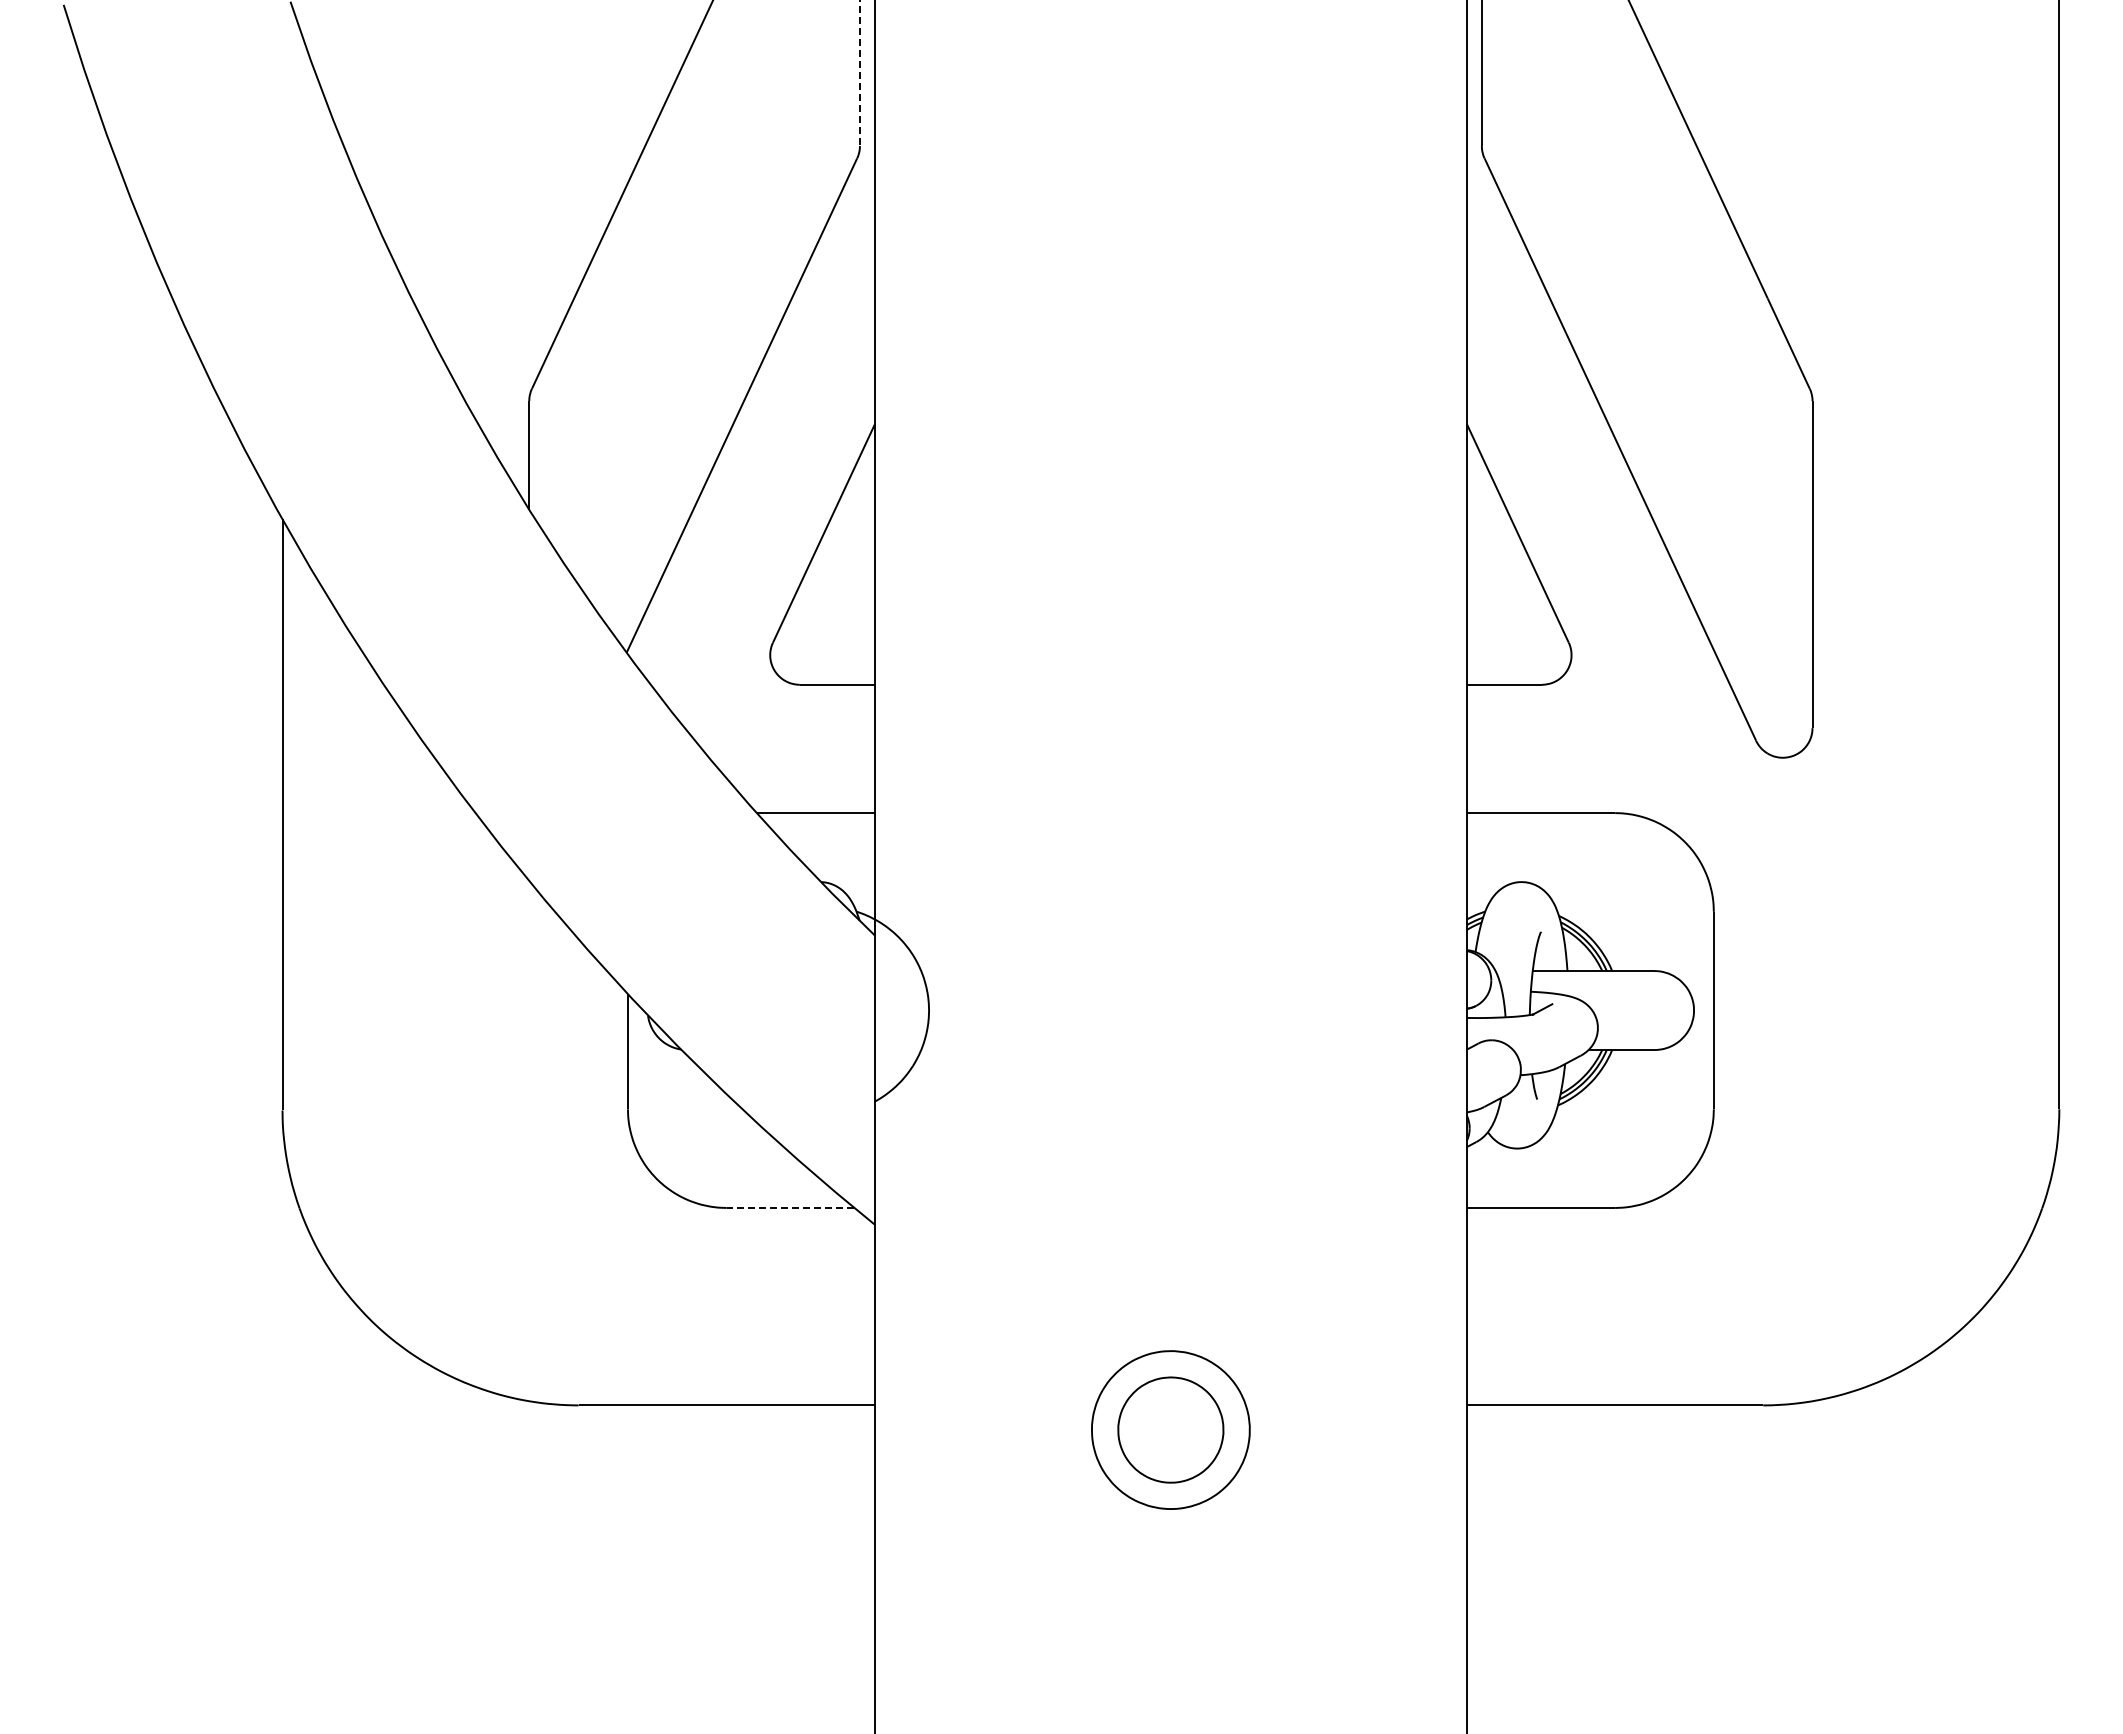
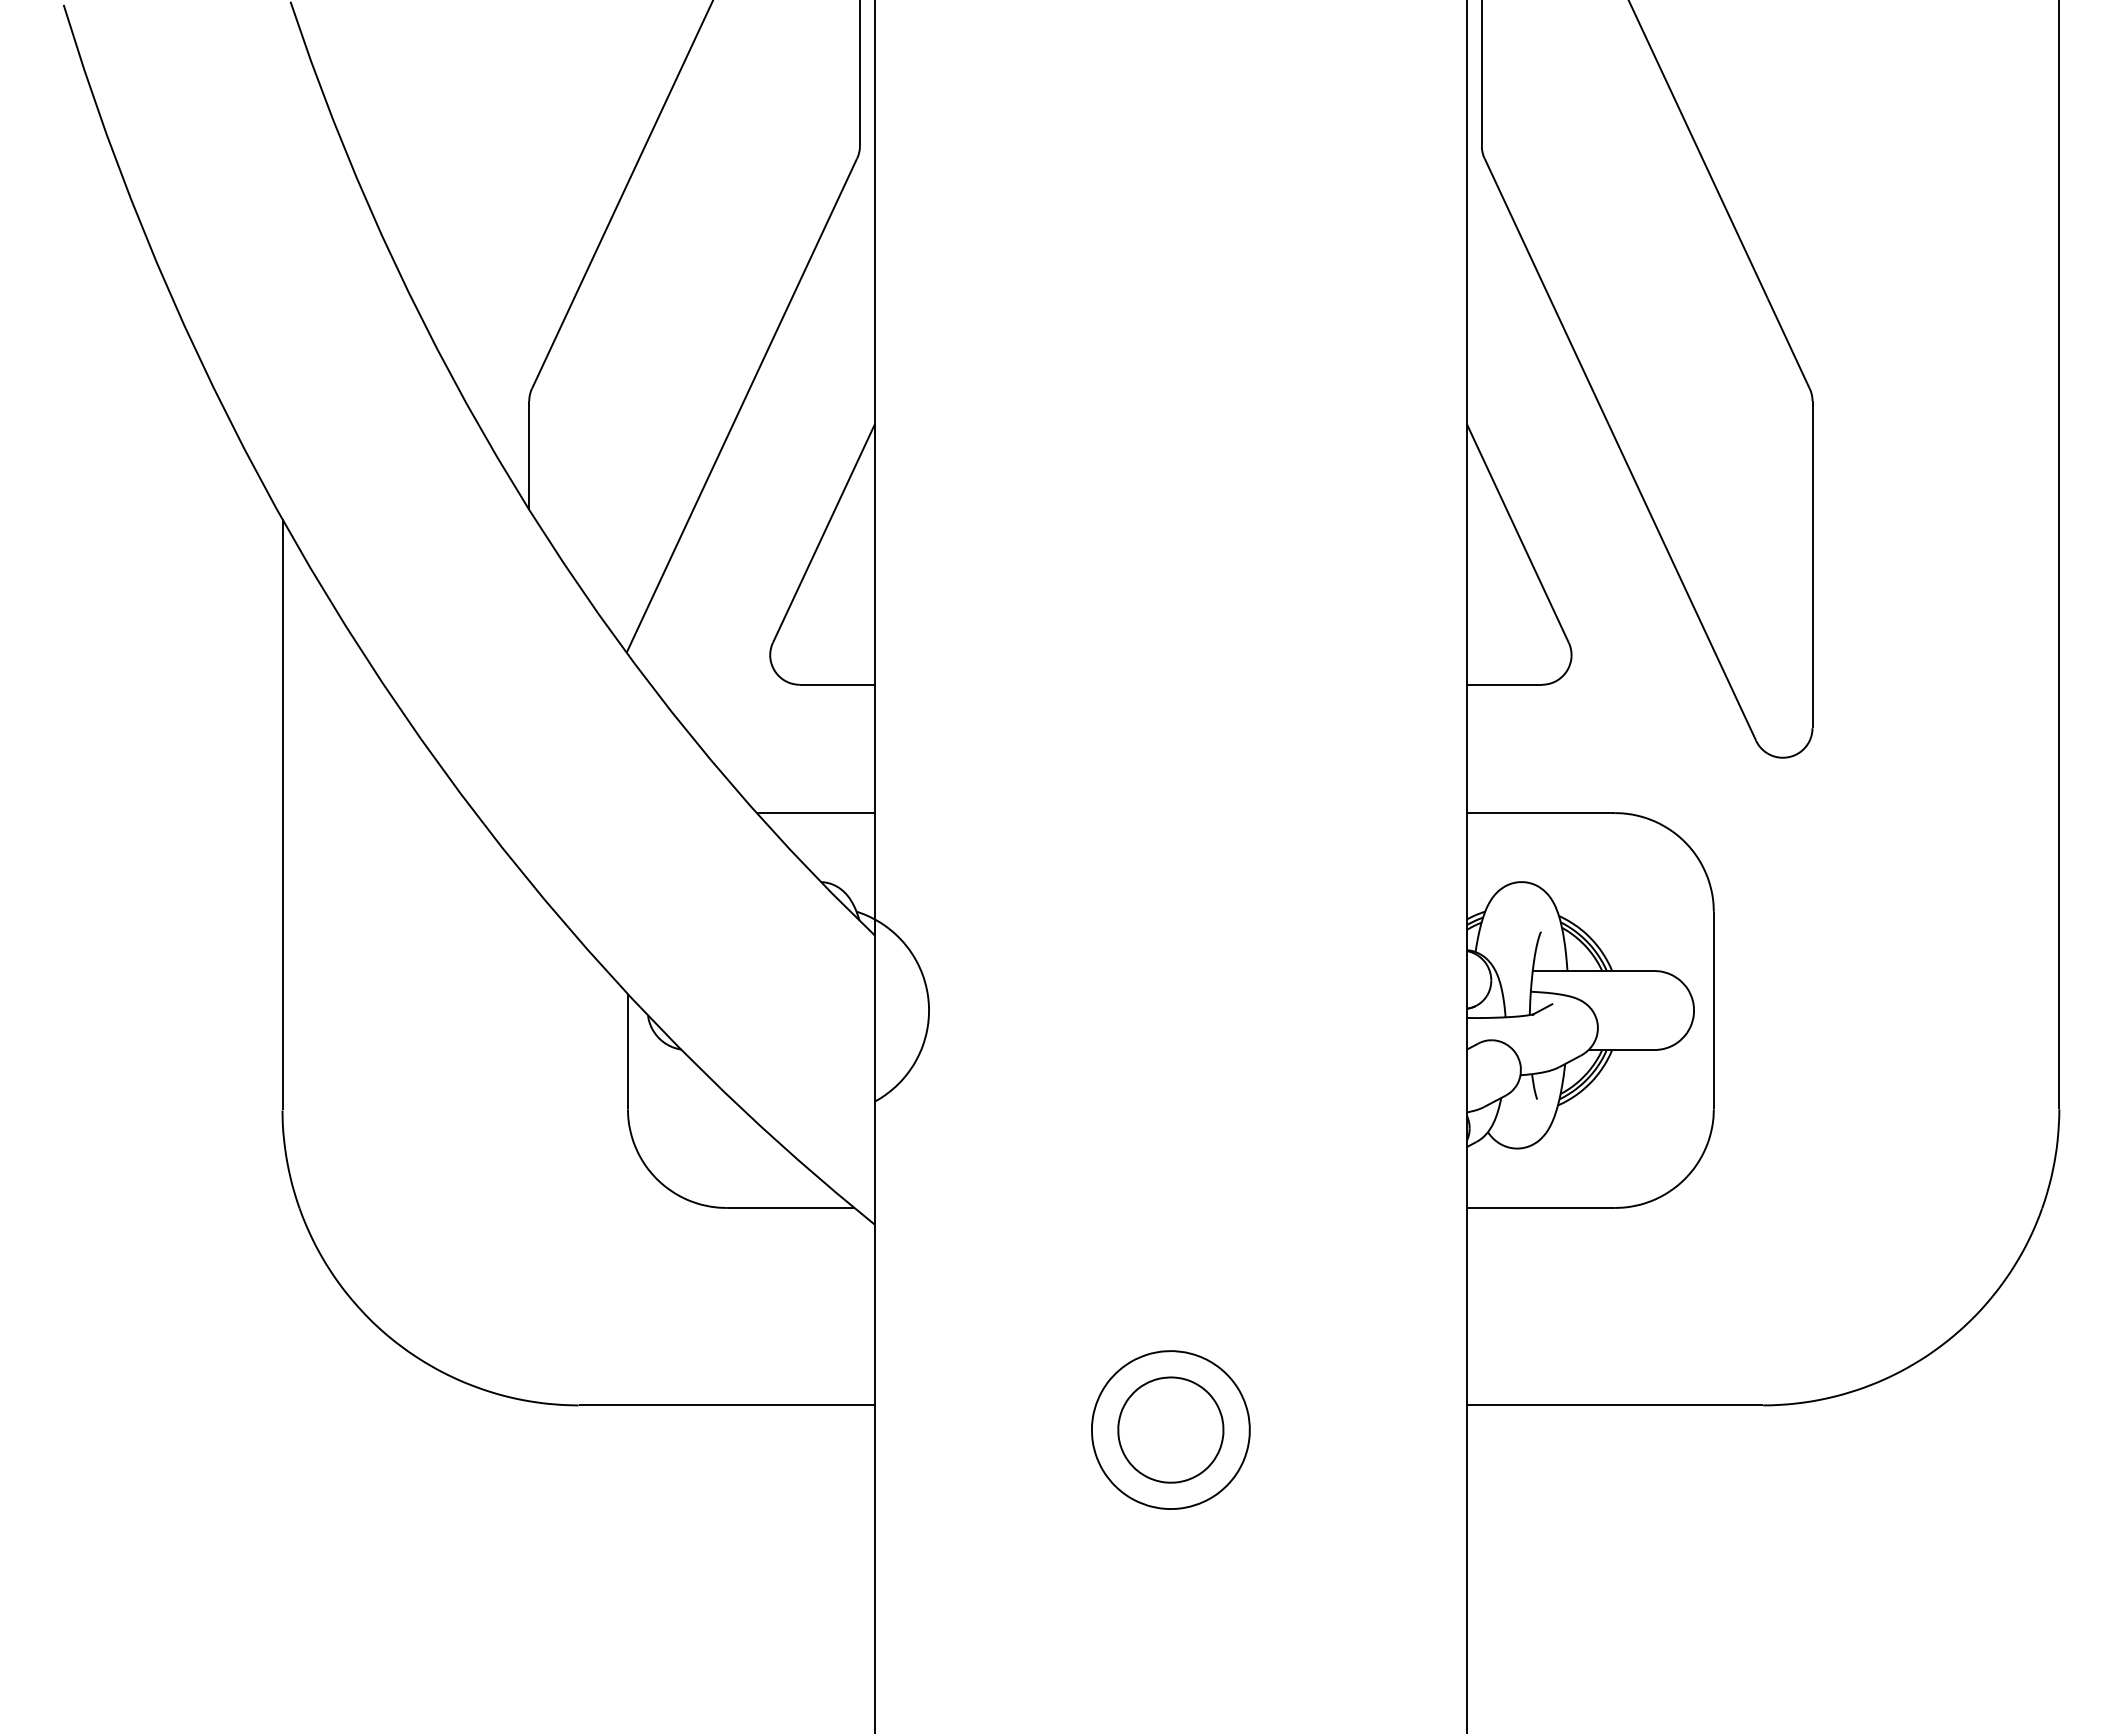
line: dashed -> solid (859, 73)
line: dashed -> solid (790, 1208)
